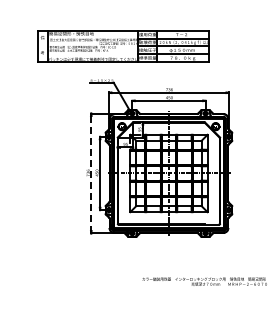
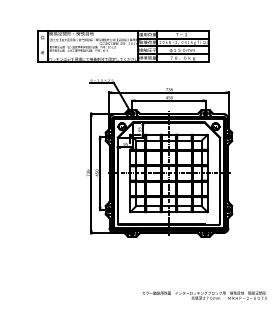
line: dashed -> solid (91, 173)
text position: (204, 281) -> (204, 295) (204, 295)
